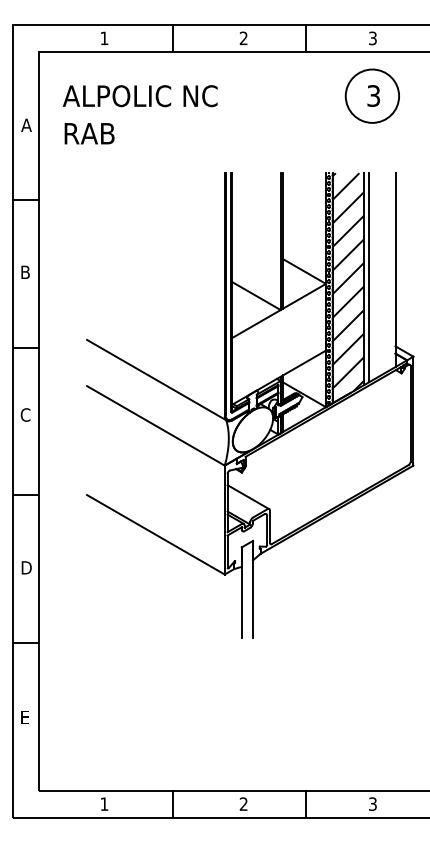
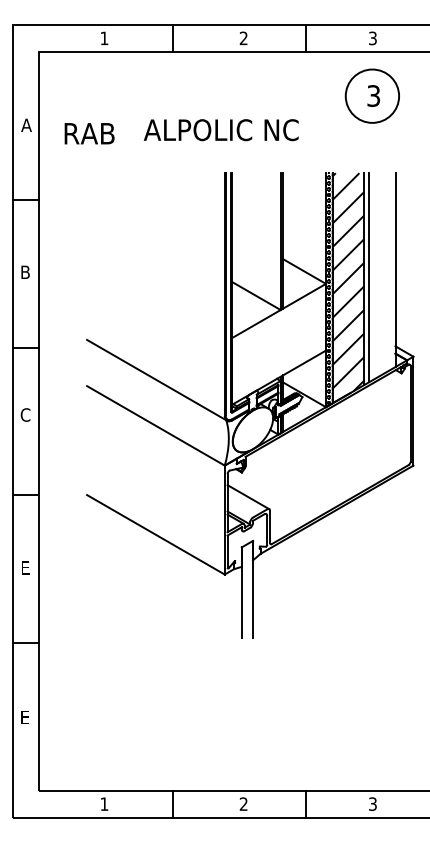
text position: (139, 96) -> (220, 130) (220, 130)
text: D -> E (26, 567)
